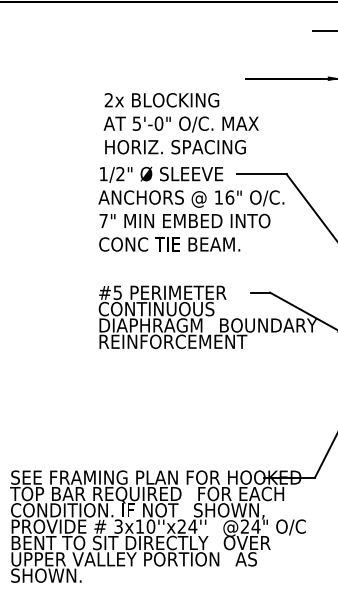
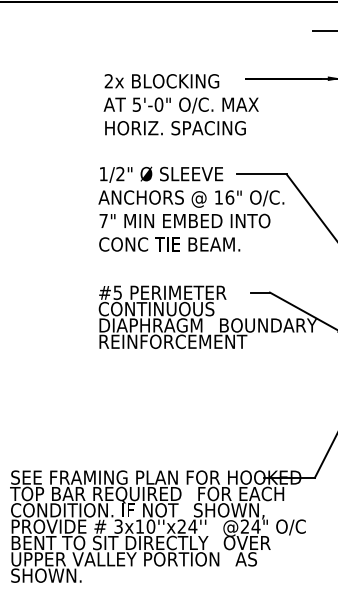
text position: (180, 123) -> (180, 104) (180, 104)
